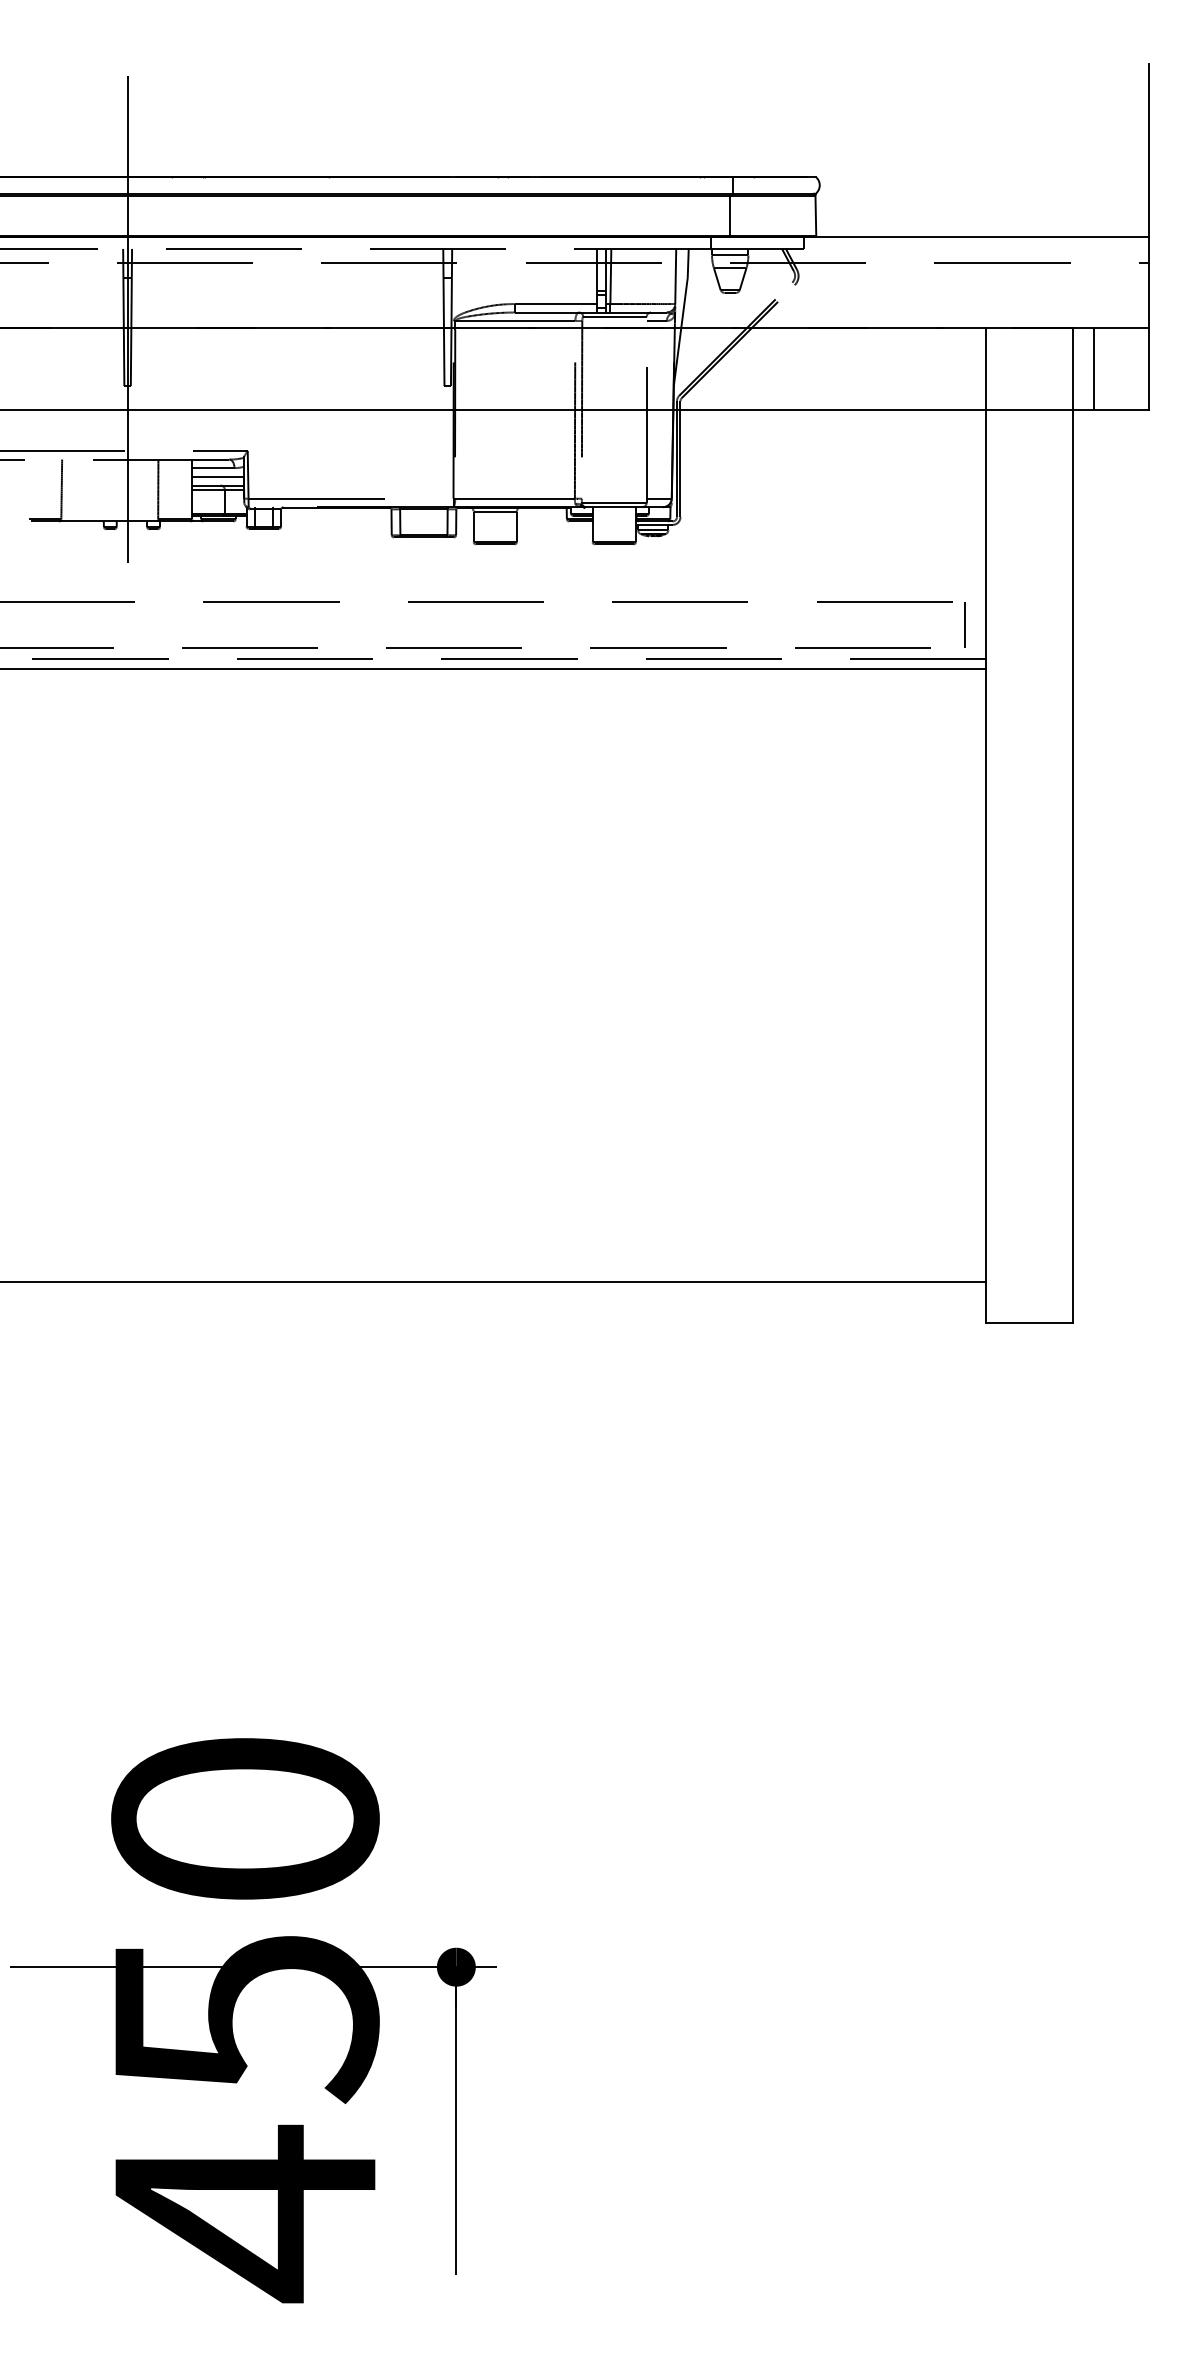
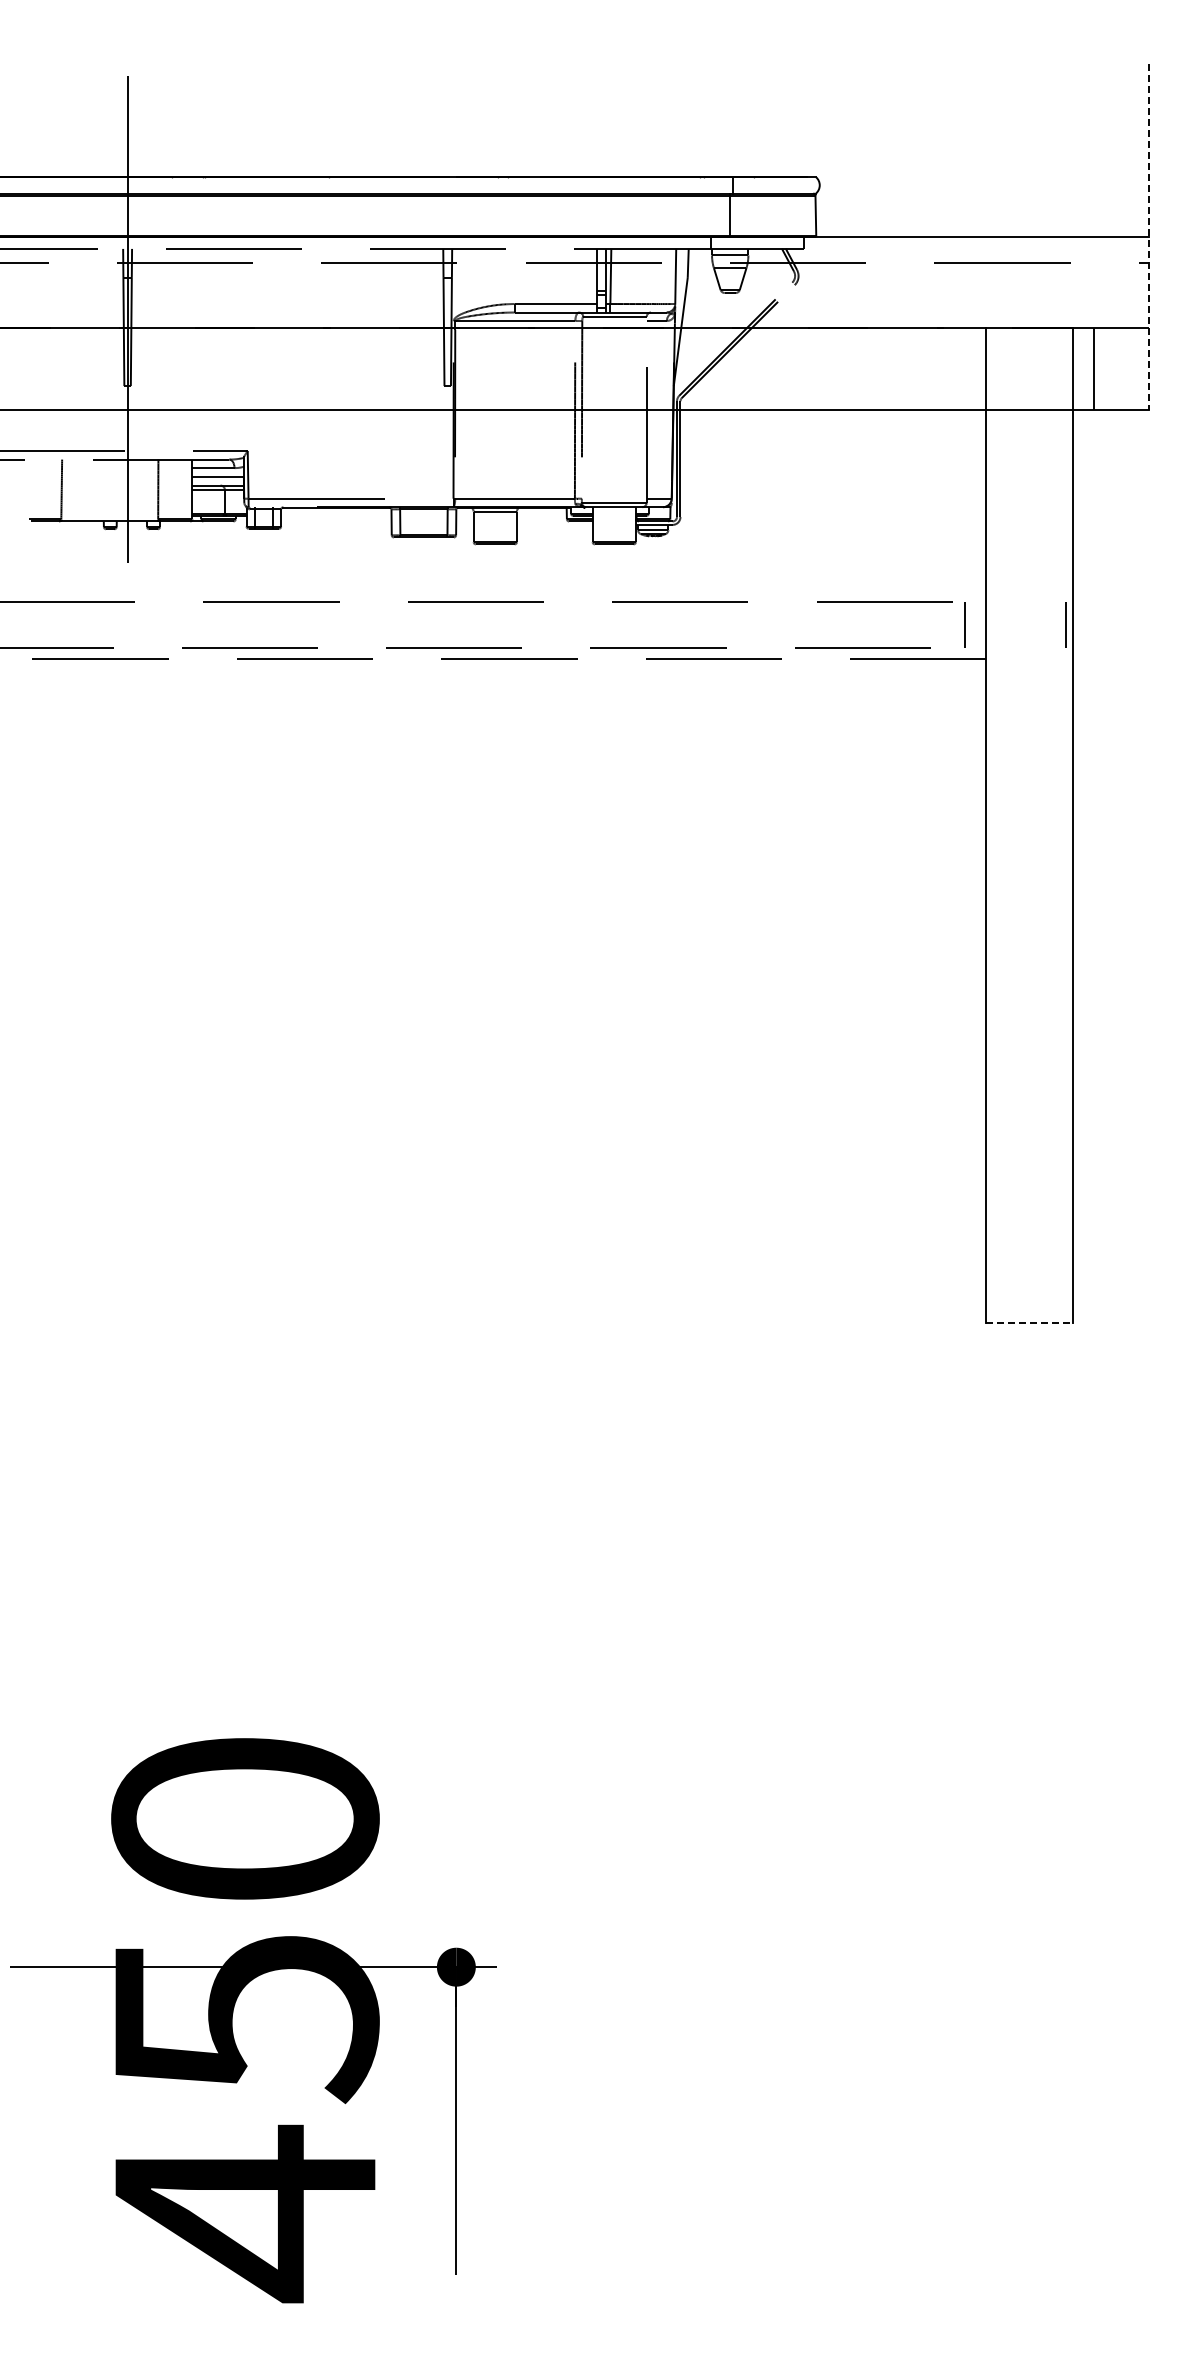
line: solid -> dashed (1148, 237)
line: none -> present (1065, 624)
line: present -> none (494, 669)
line: present -> none (494, 1281)
line: solid -> dashed (1030, 1322)
